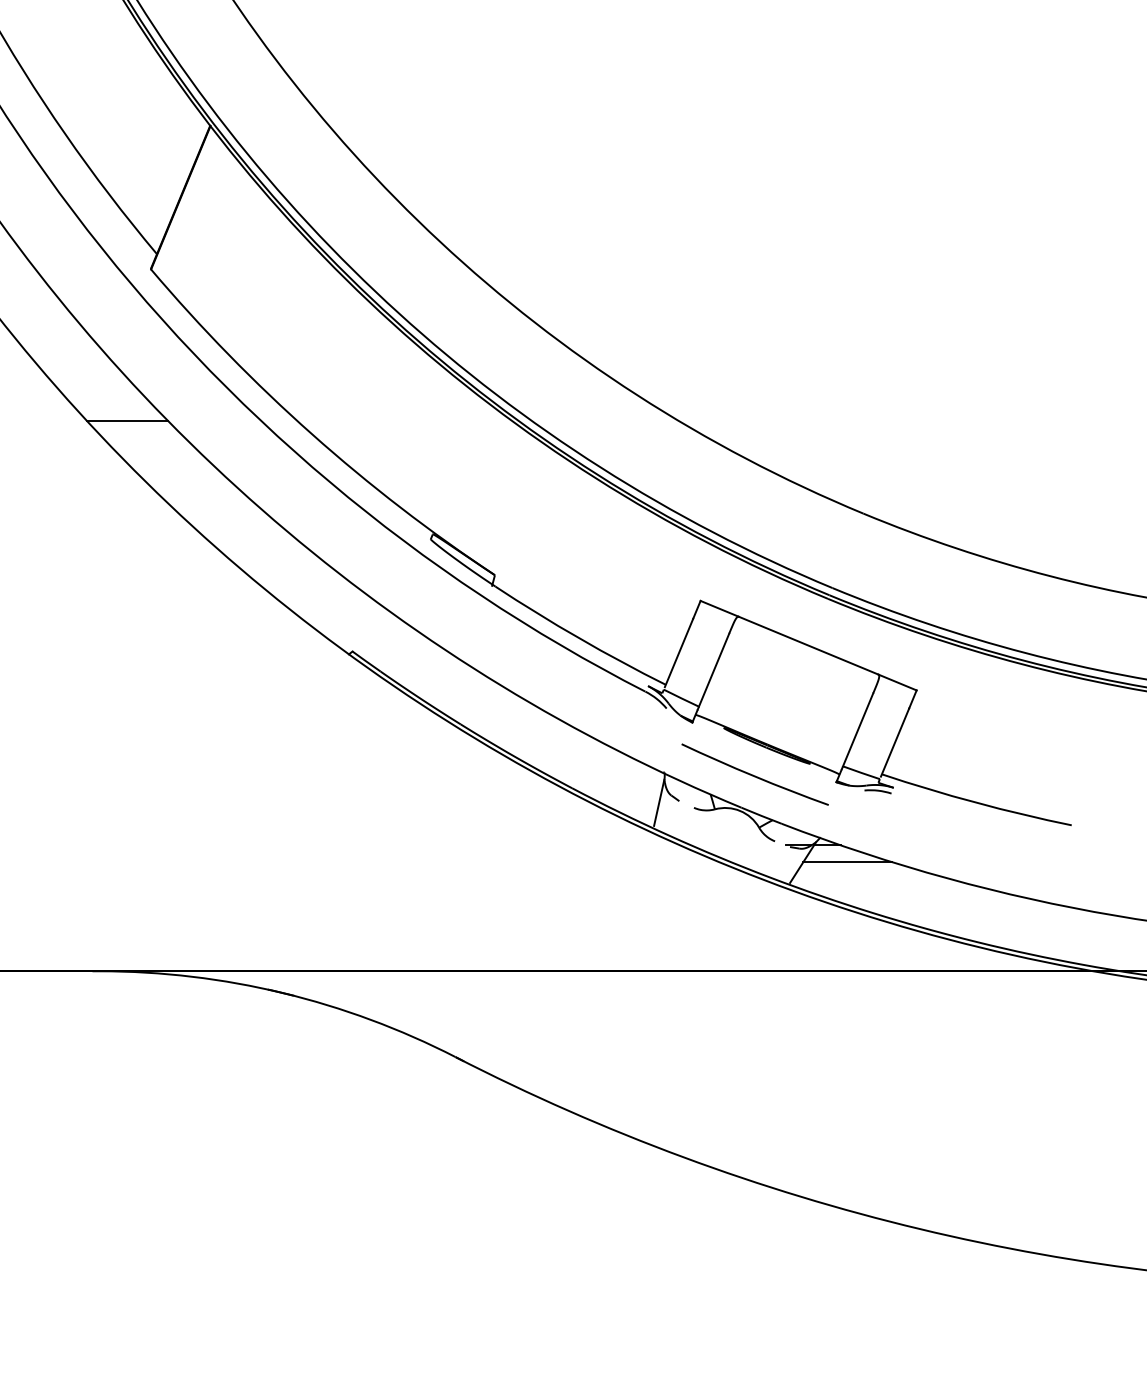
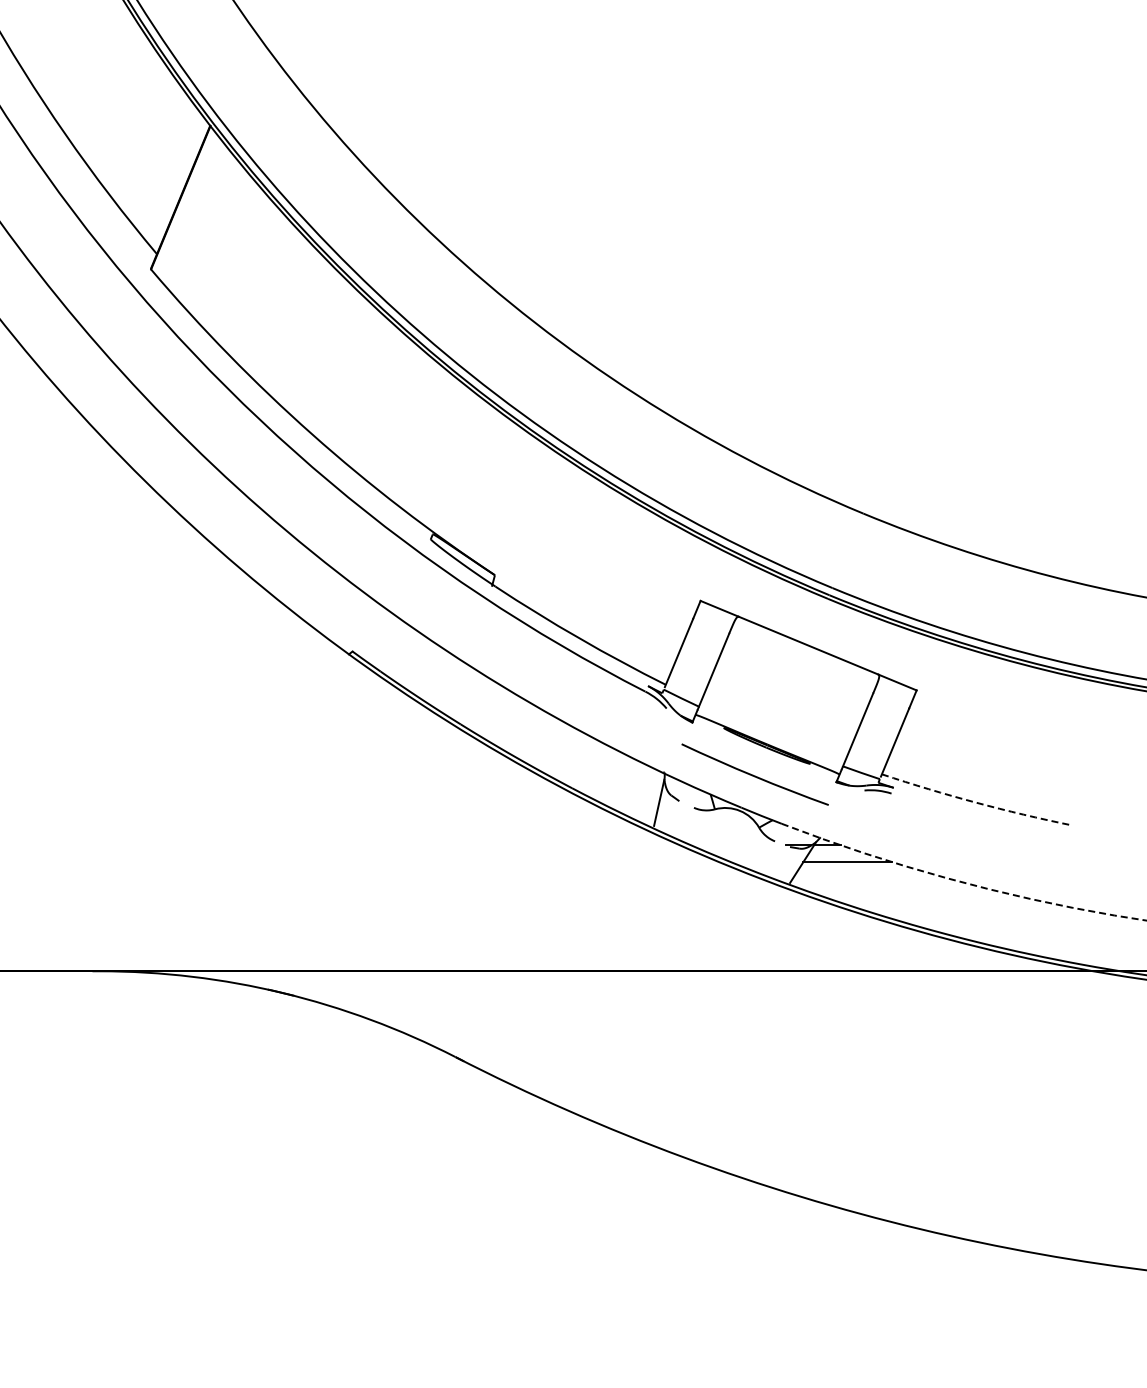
line: present -> none (126, 420)
arc: solid -> dashed (976, 802)
arc: solid -> dashed (961, 882)
